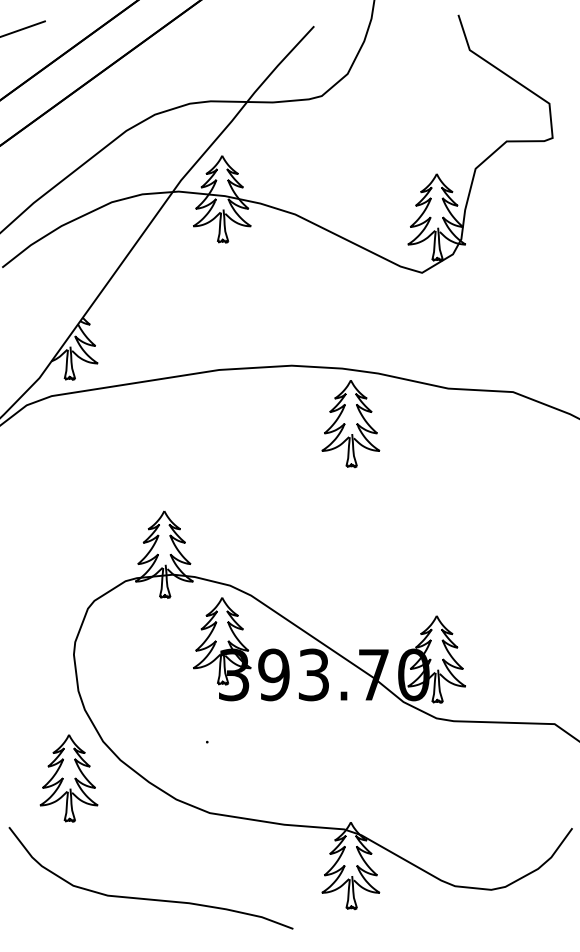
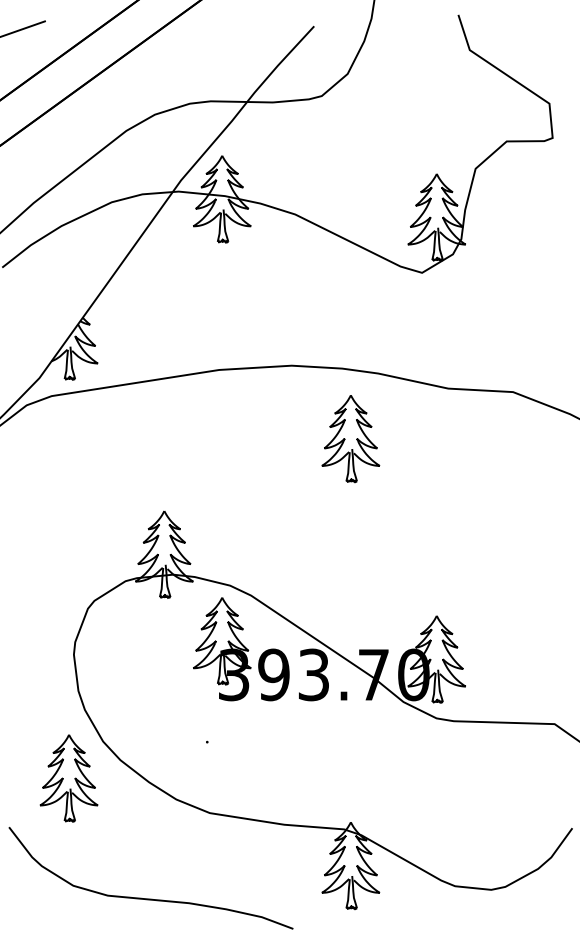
part position: (350, 424) -> (350, 439) (350, 439)
